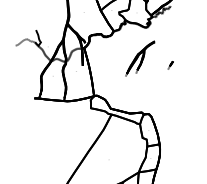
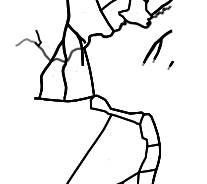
part position: (140, 58) -> (157, 47) (157, 47)
